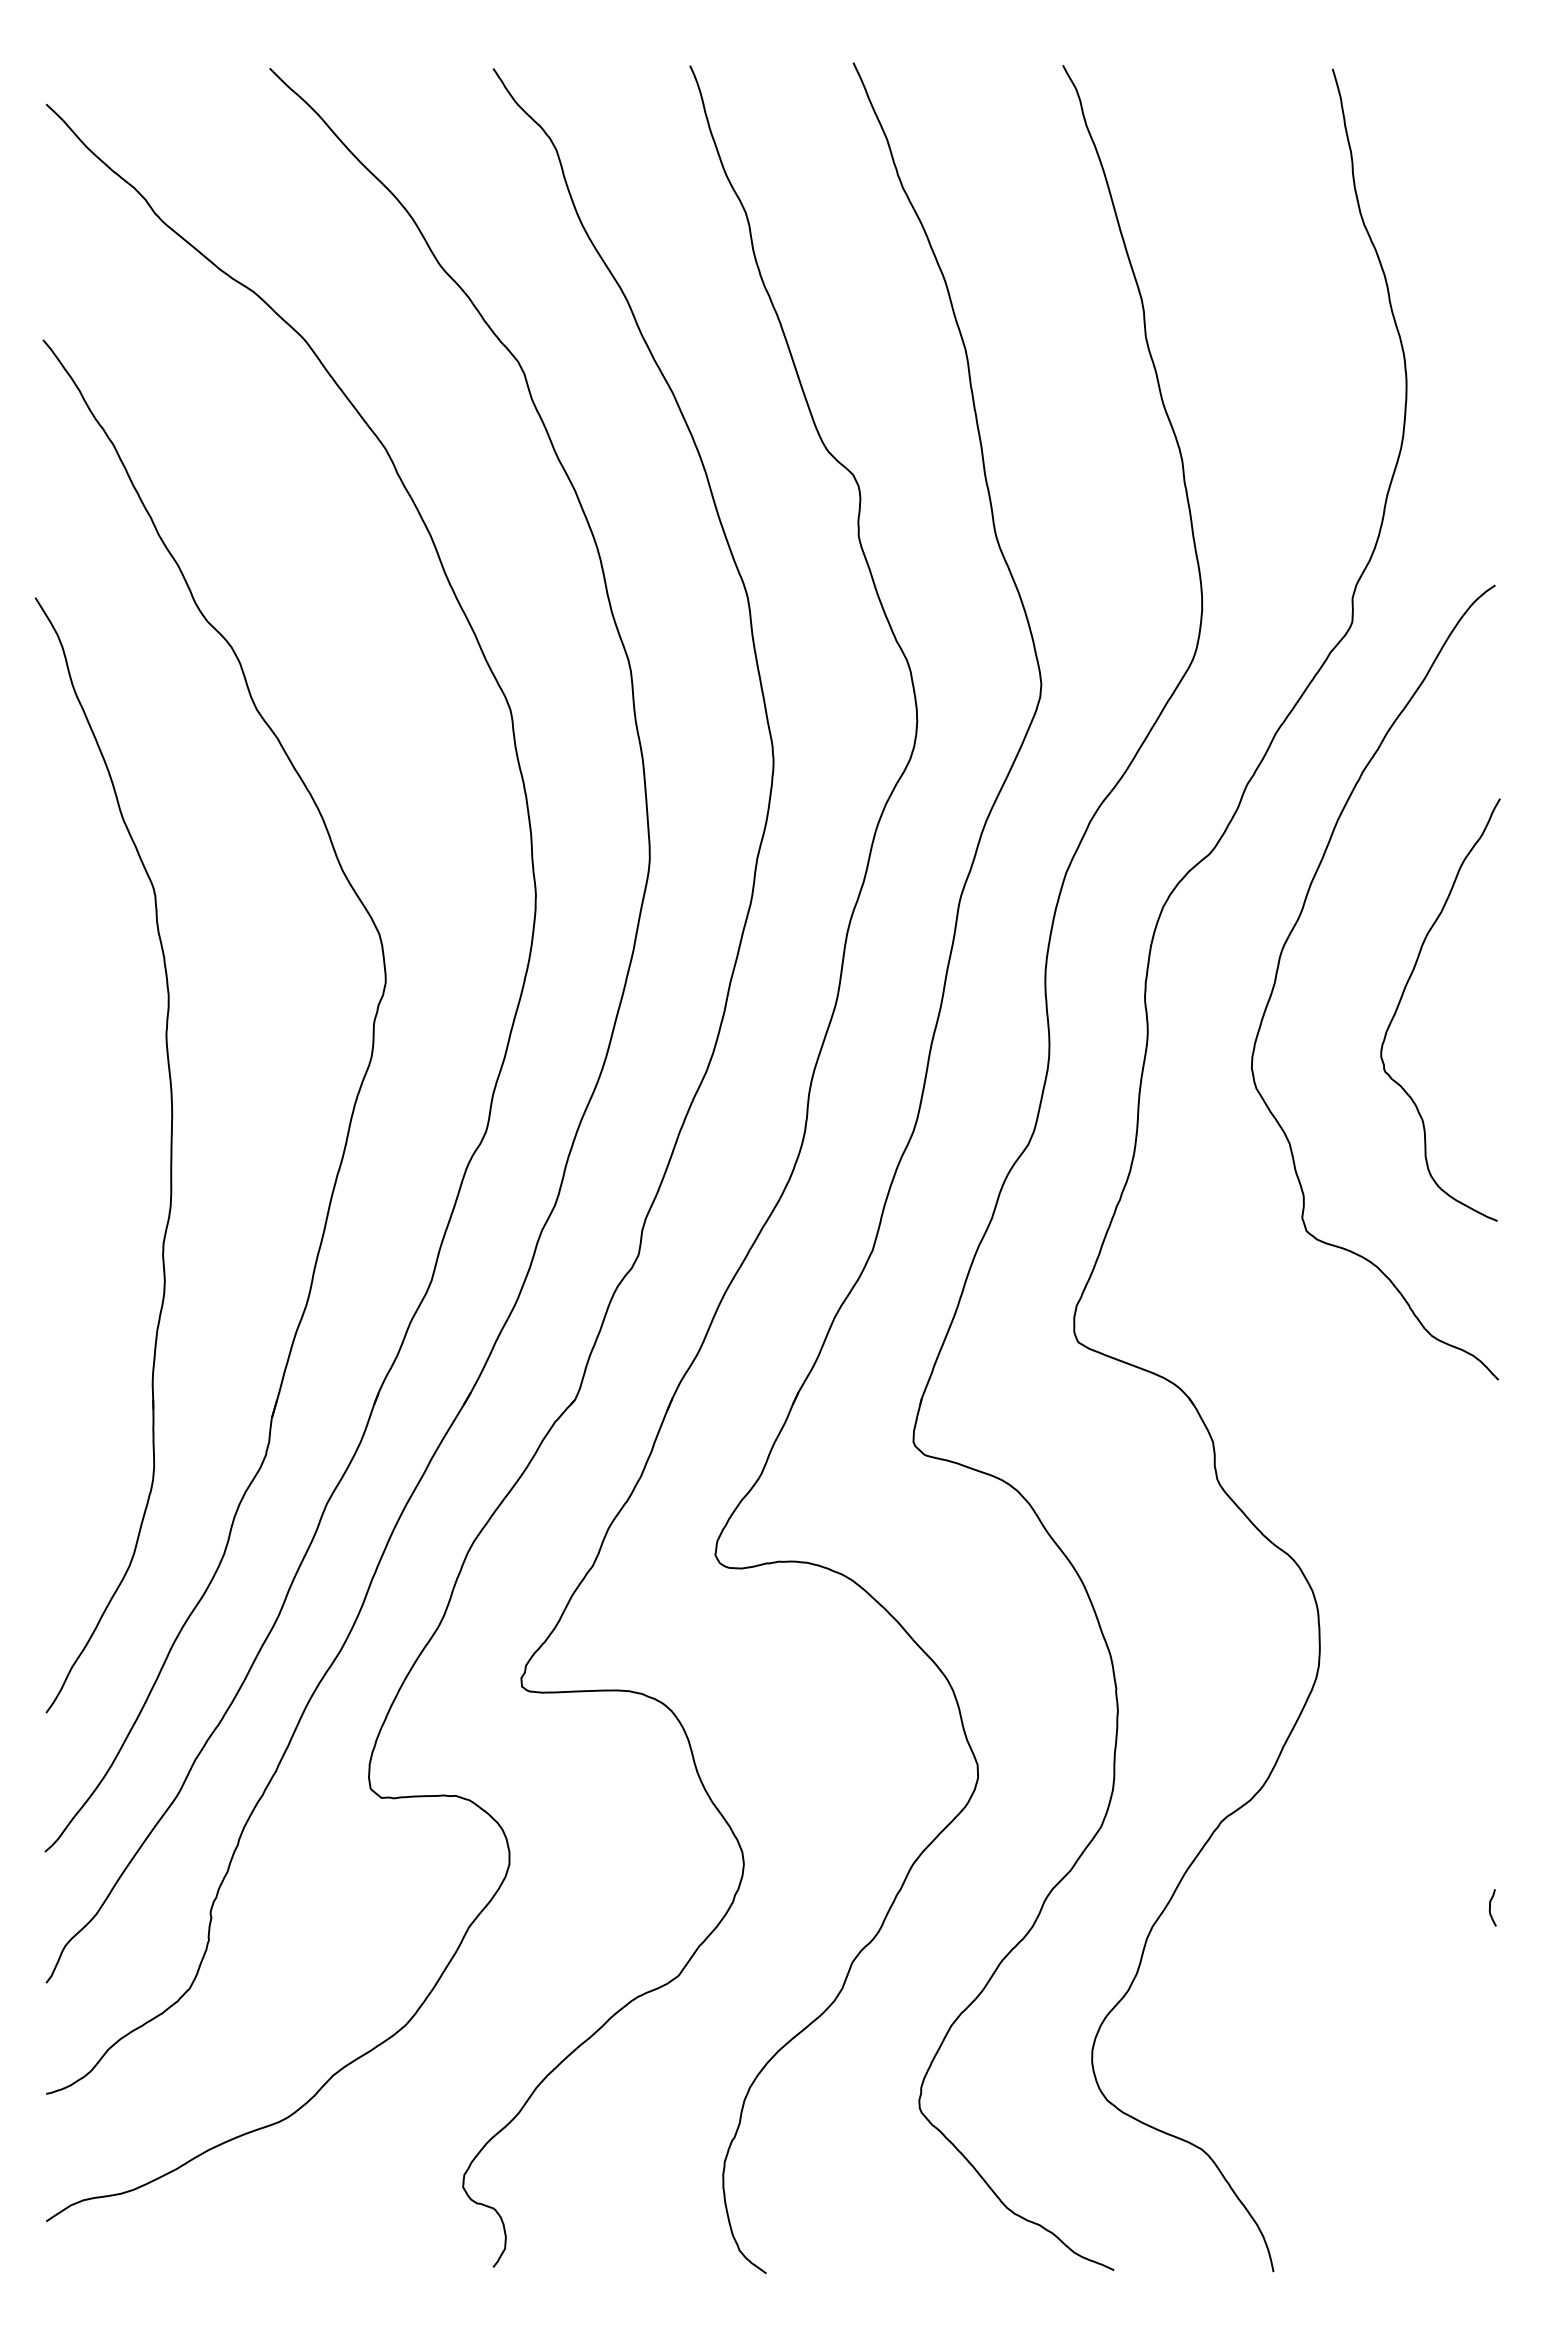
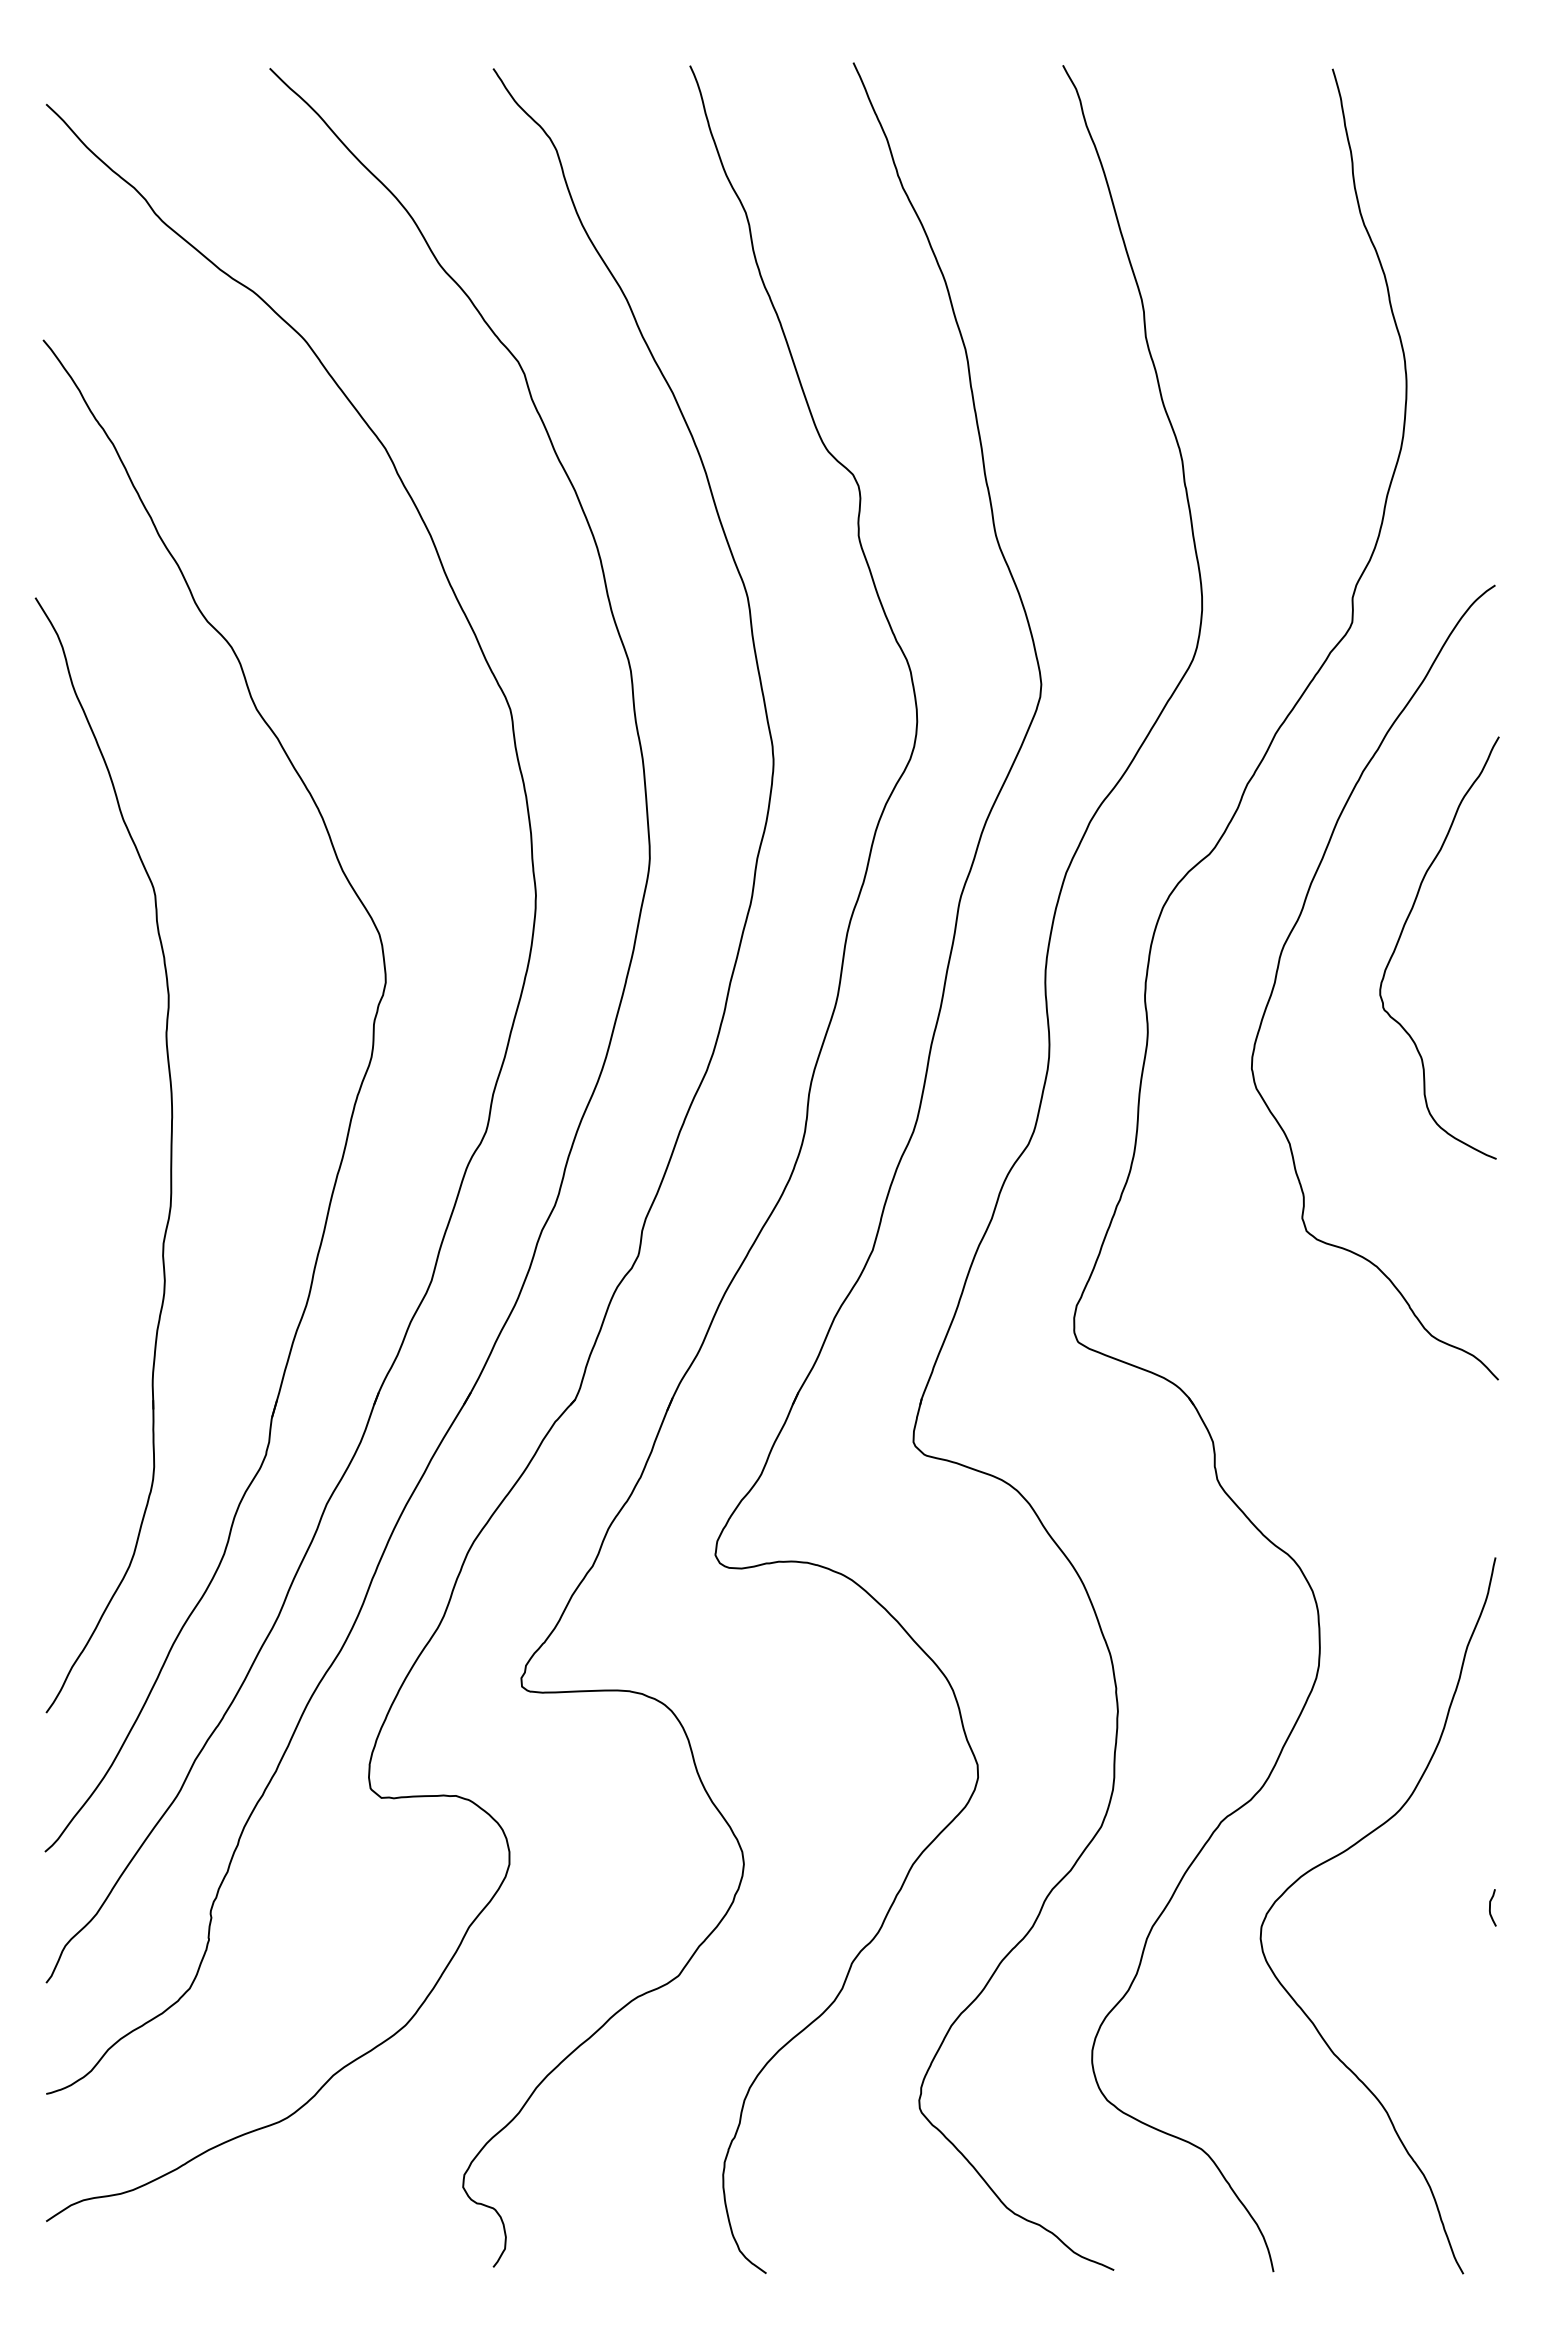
curve position: (1403, 995) -> (1402, 933) (1402, 933)
curve: none -> present (1343, 1853)
